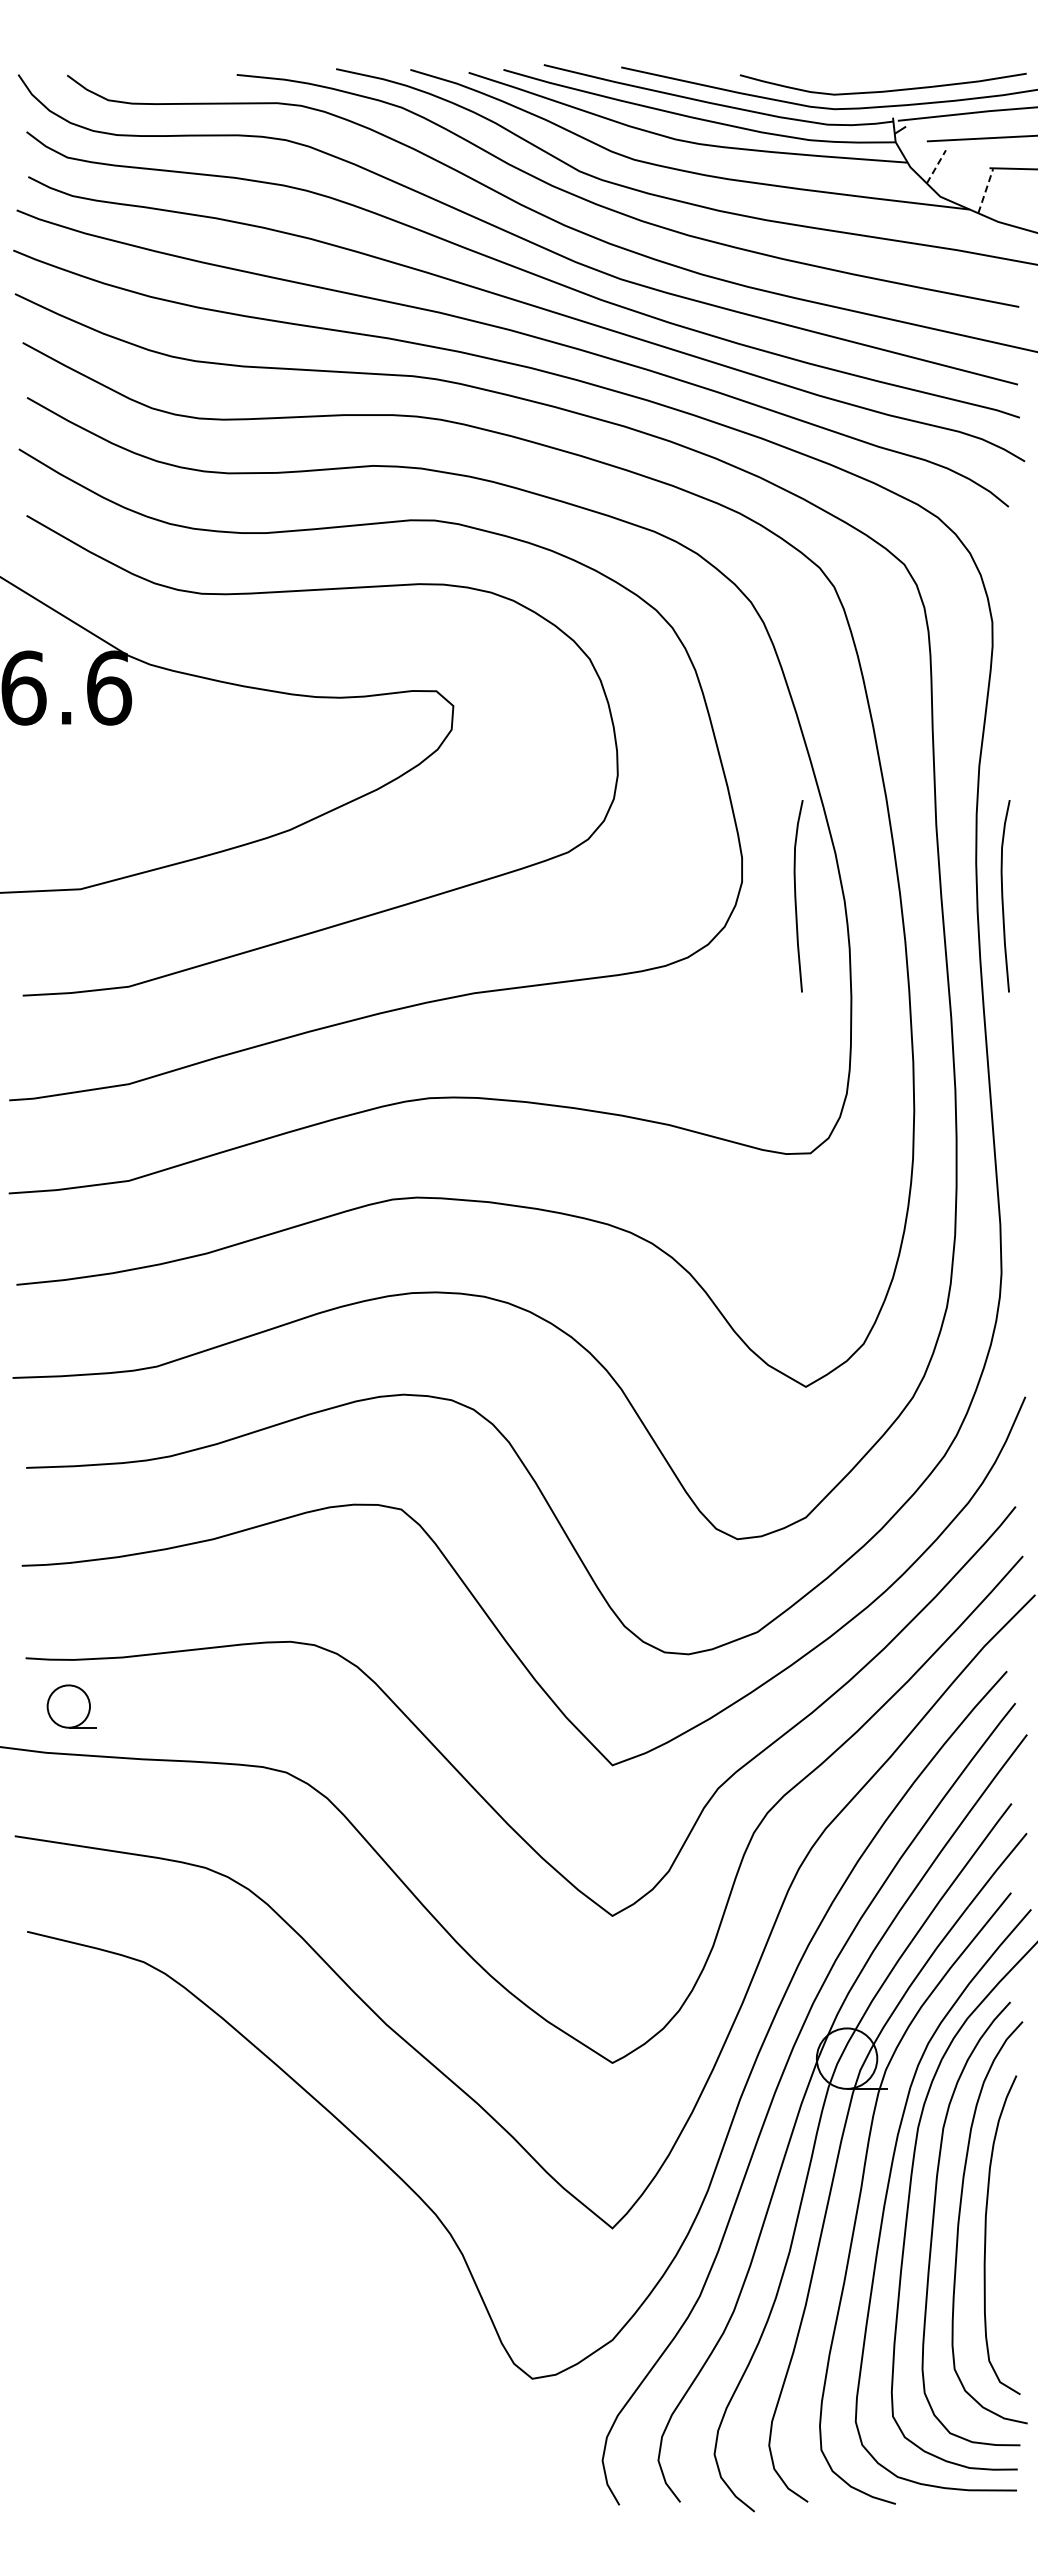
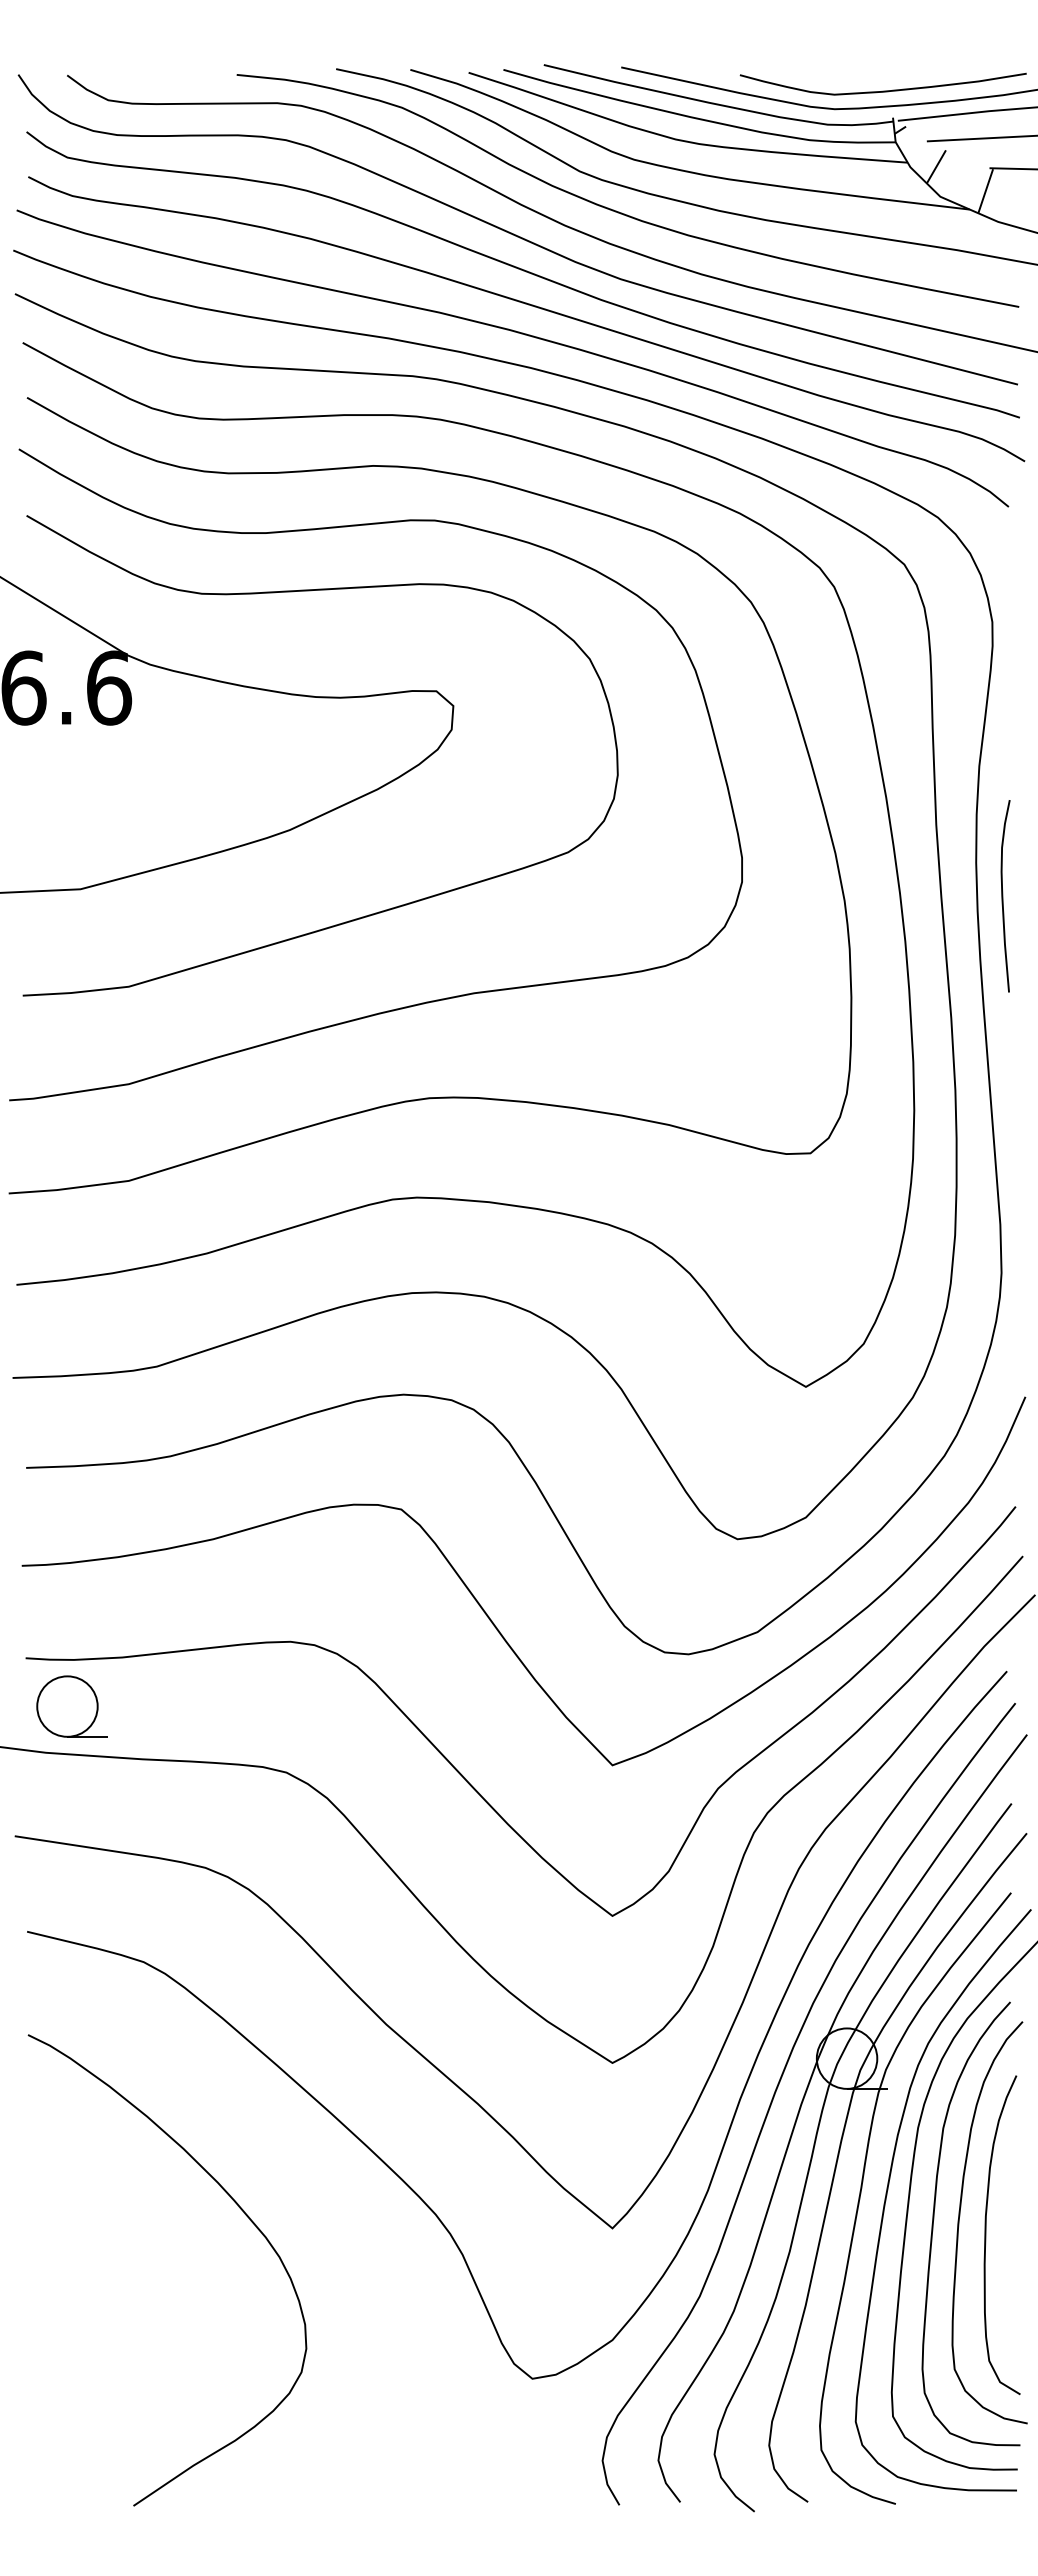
line: dashed -> solid (936, 166)
line: dashed -> solid (985, 190)
curve: present -> none (796, 896)
part size: 51x45 px -> 72x63 px (71, 1706)
curve: none -> present (238, 2207)
